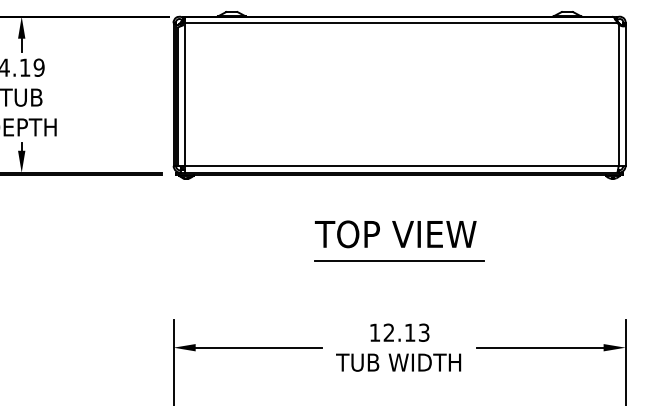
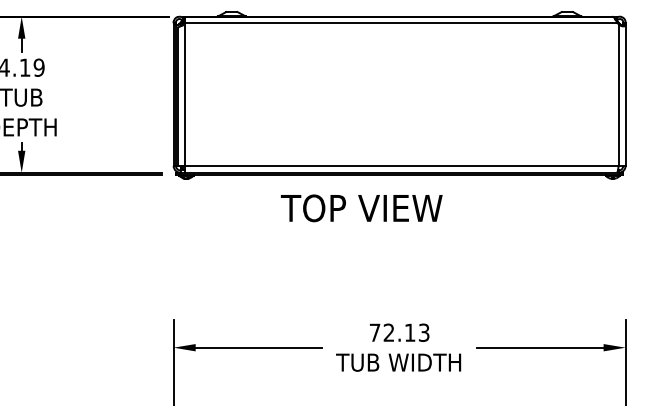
text position: (395, 234) -> (361, 208) (361, 208)
line: present -> none (399, 260)
text: 12.13 -> 72.13 (374, 332)
